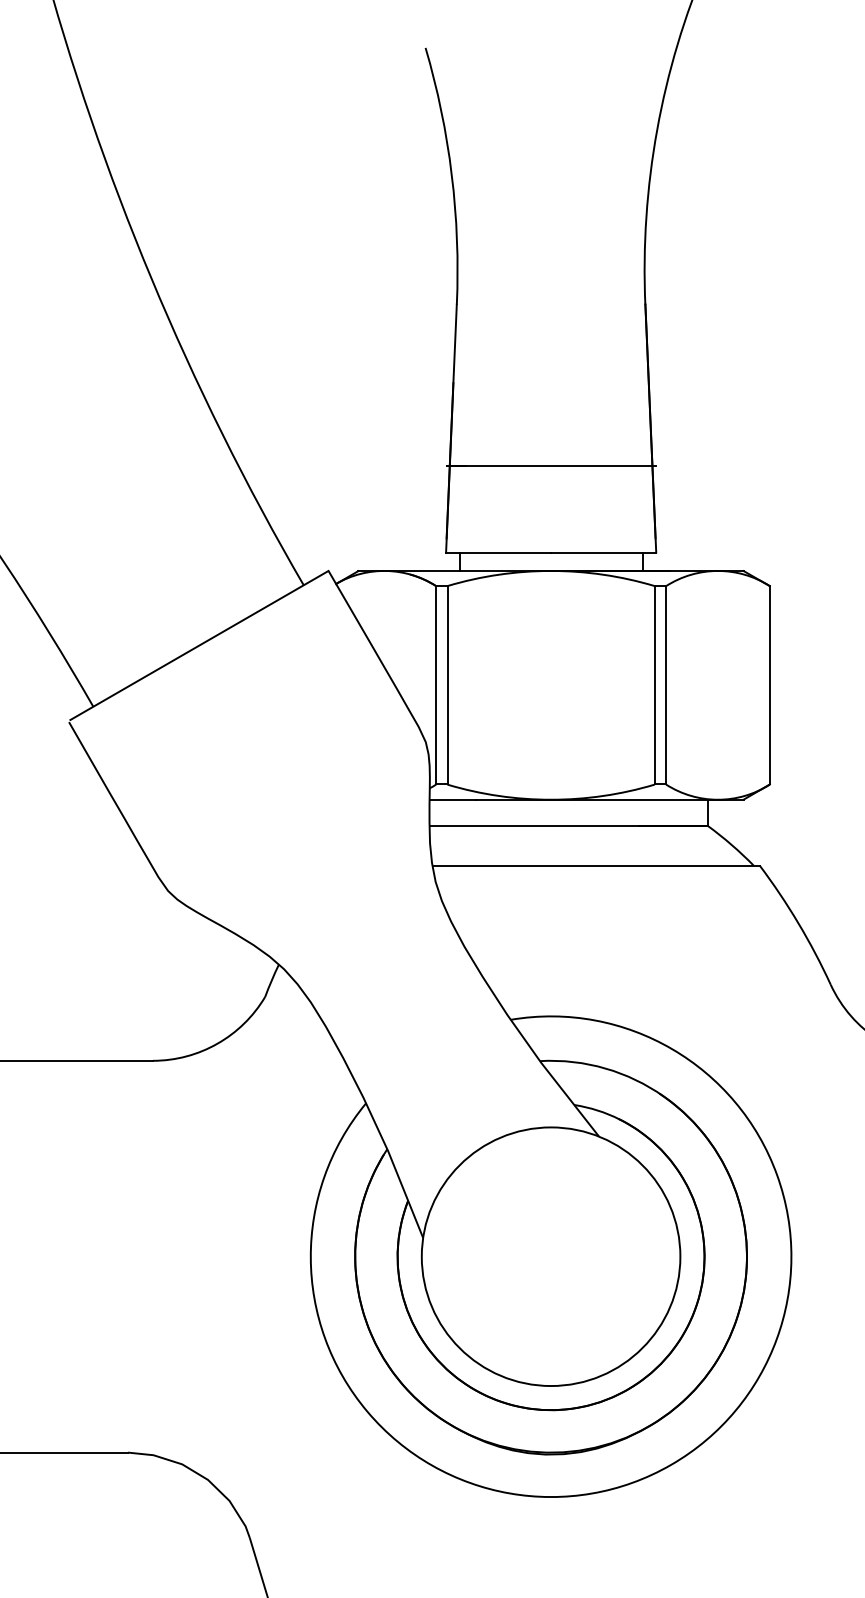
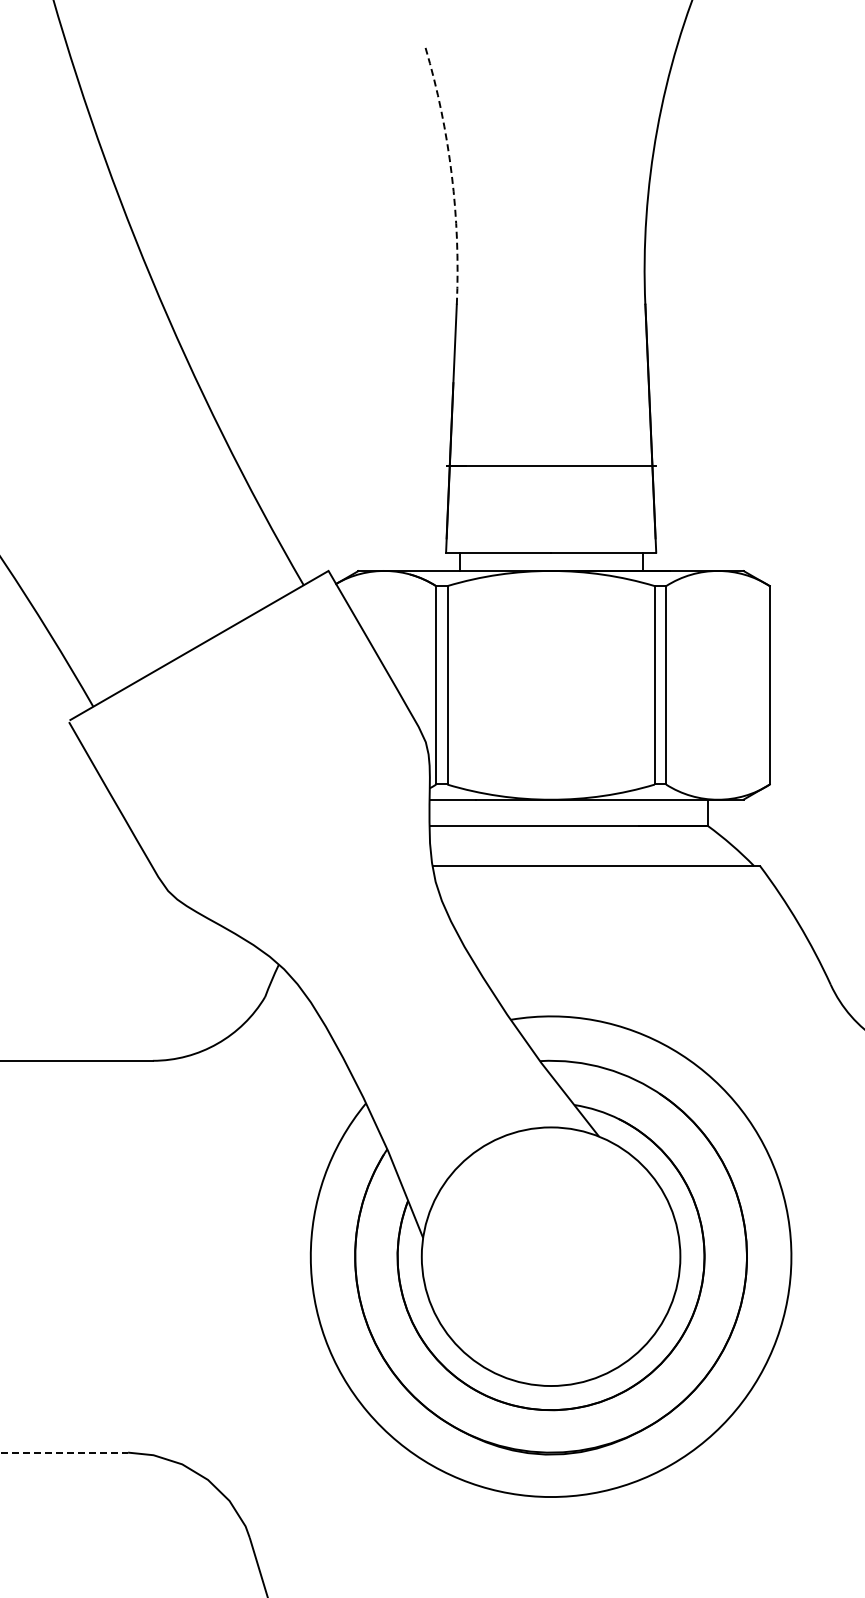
arc: solid -> dashed (451, 175)
line: solid -> dashed (64, 1452)
